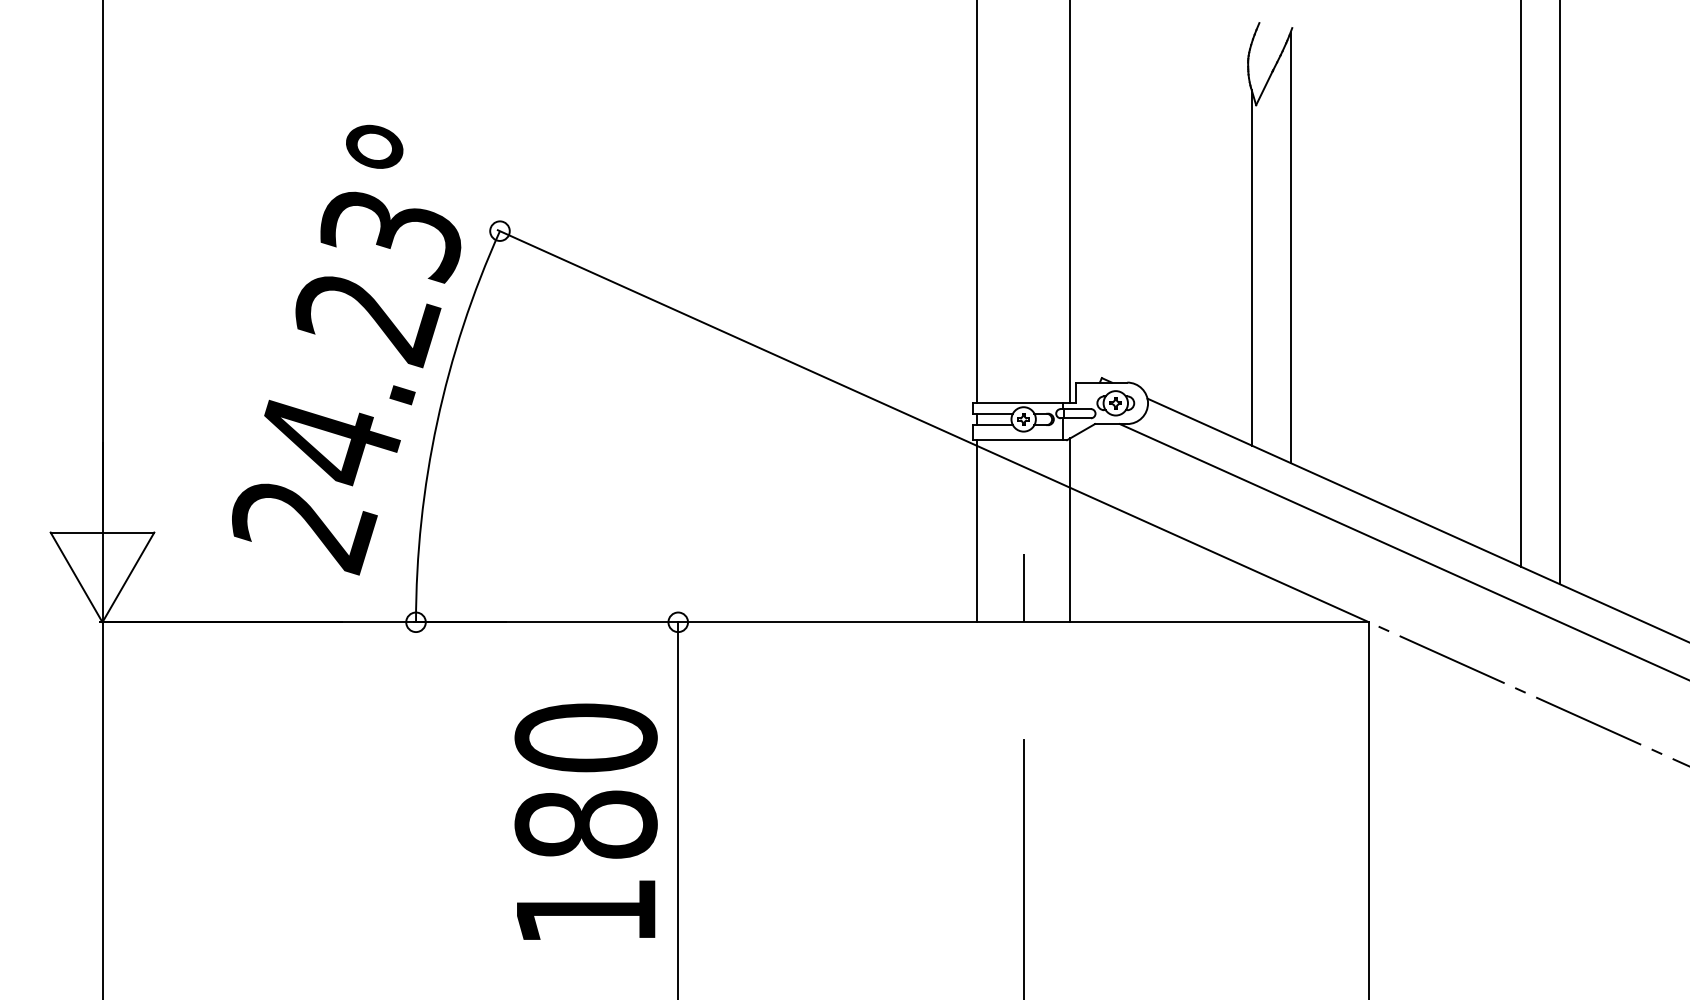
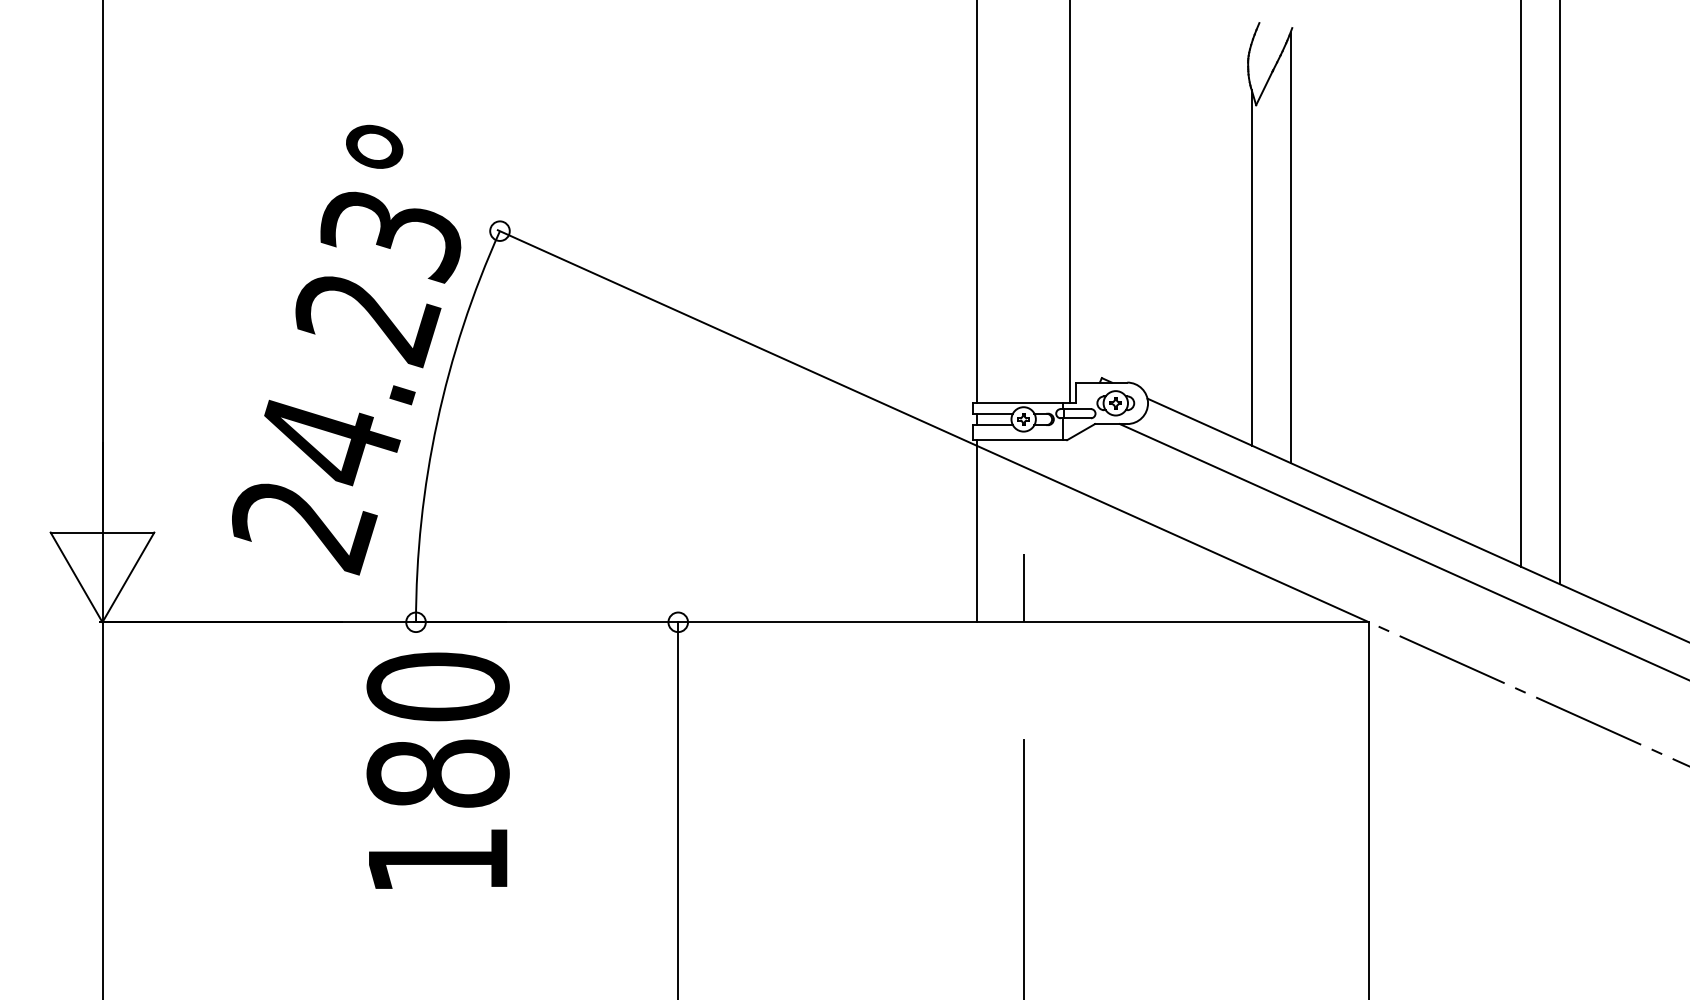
line: present -> none (1070, 530)
text position: (585, 821) -> (437, 770) (437, 770)
